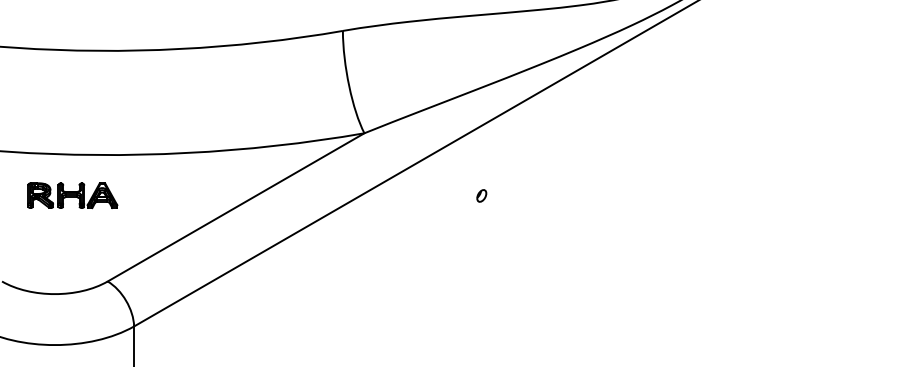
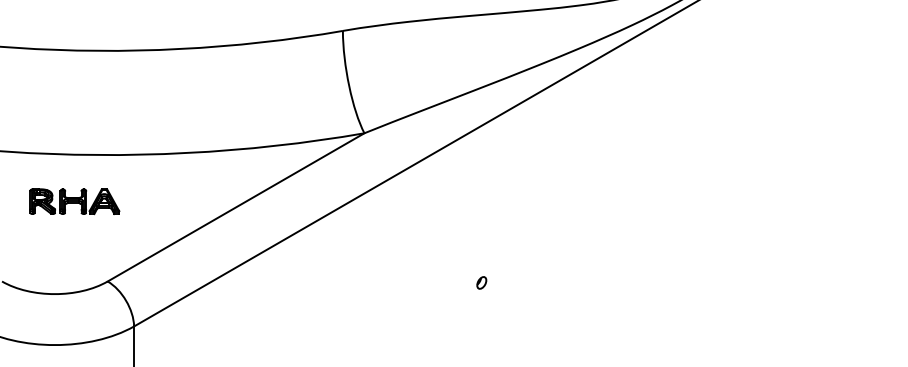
part position: (72, 195) -> (74, 201) (74, 201)
part position: (481, 195) -> (481, 282) (481, 282)
